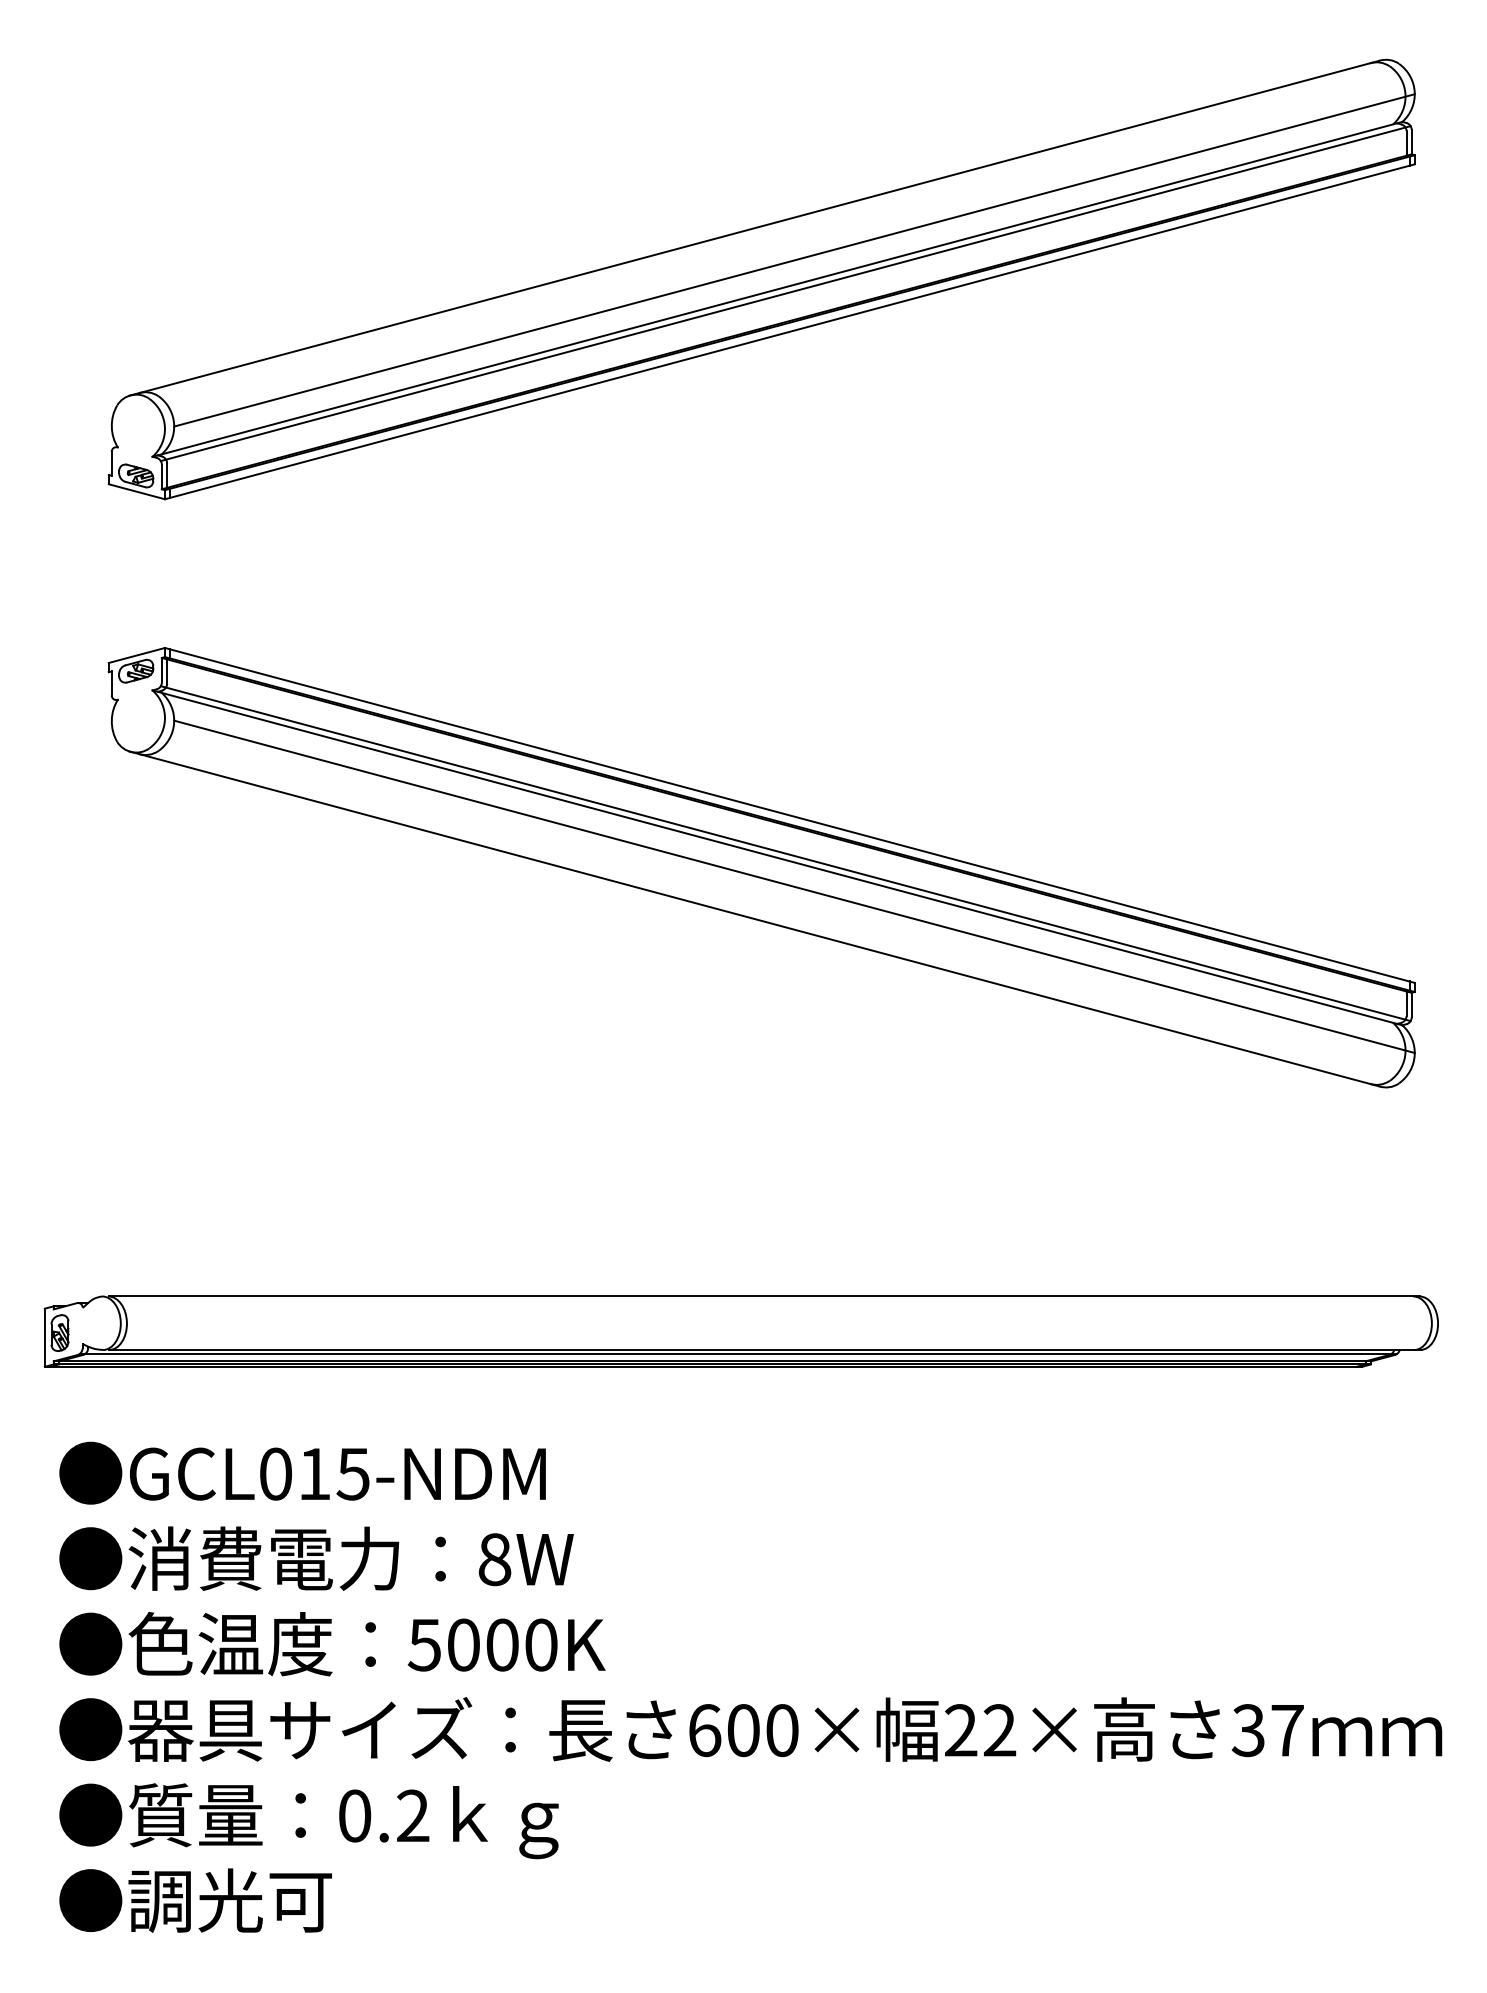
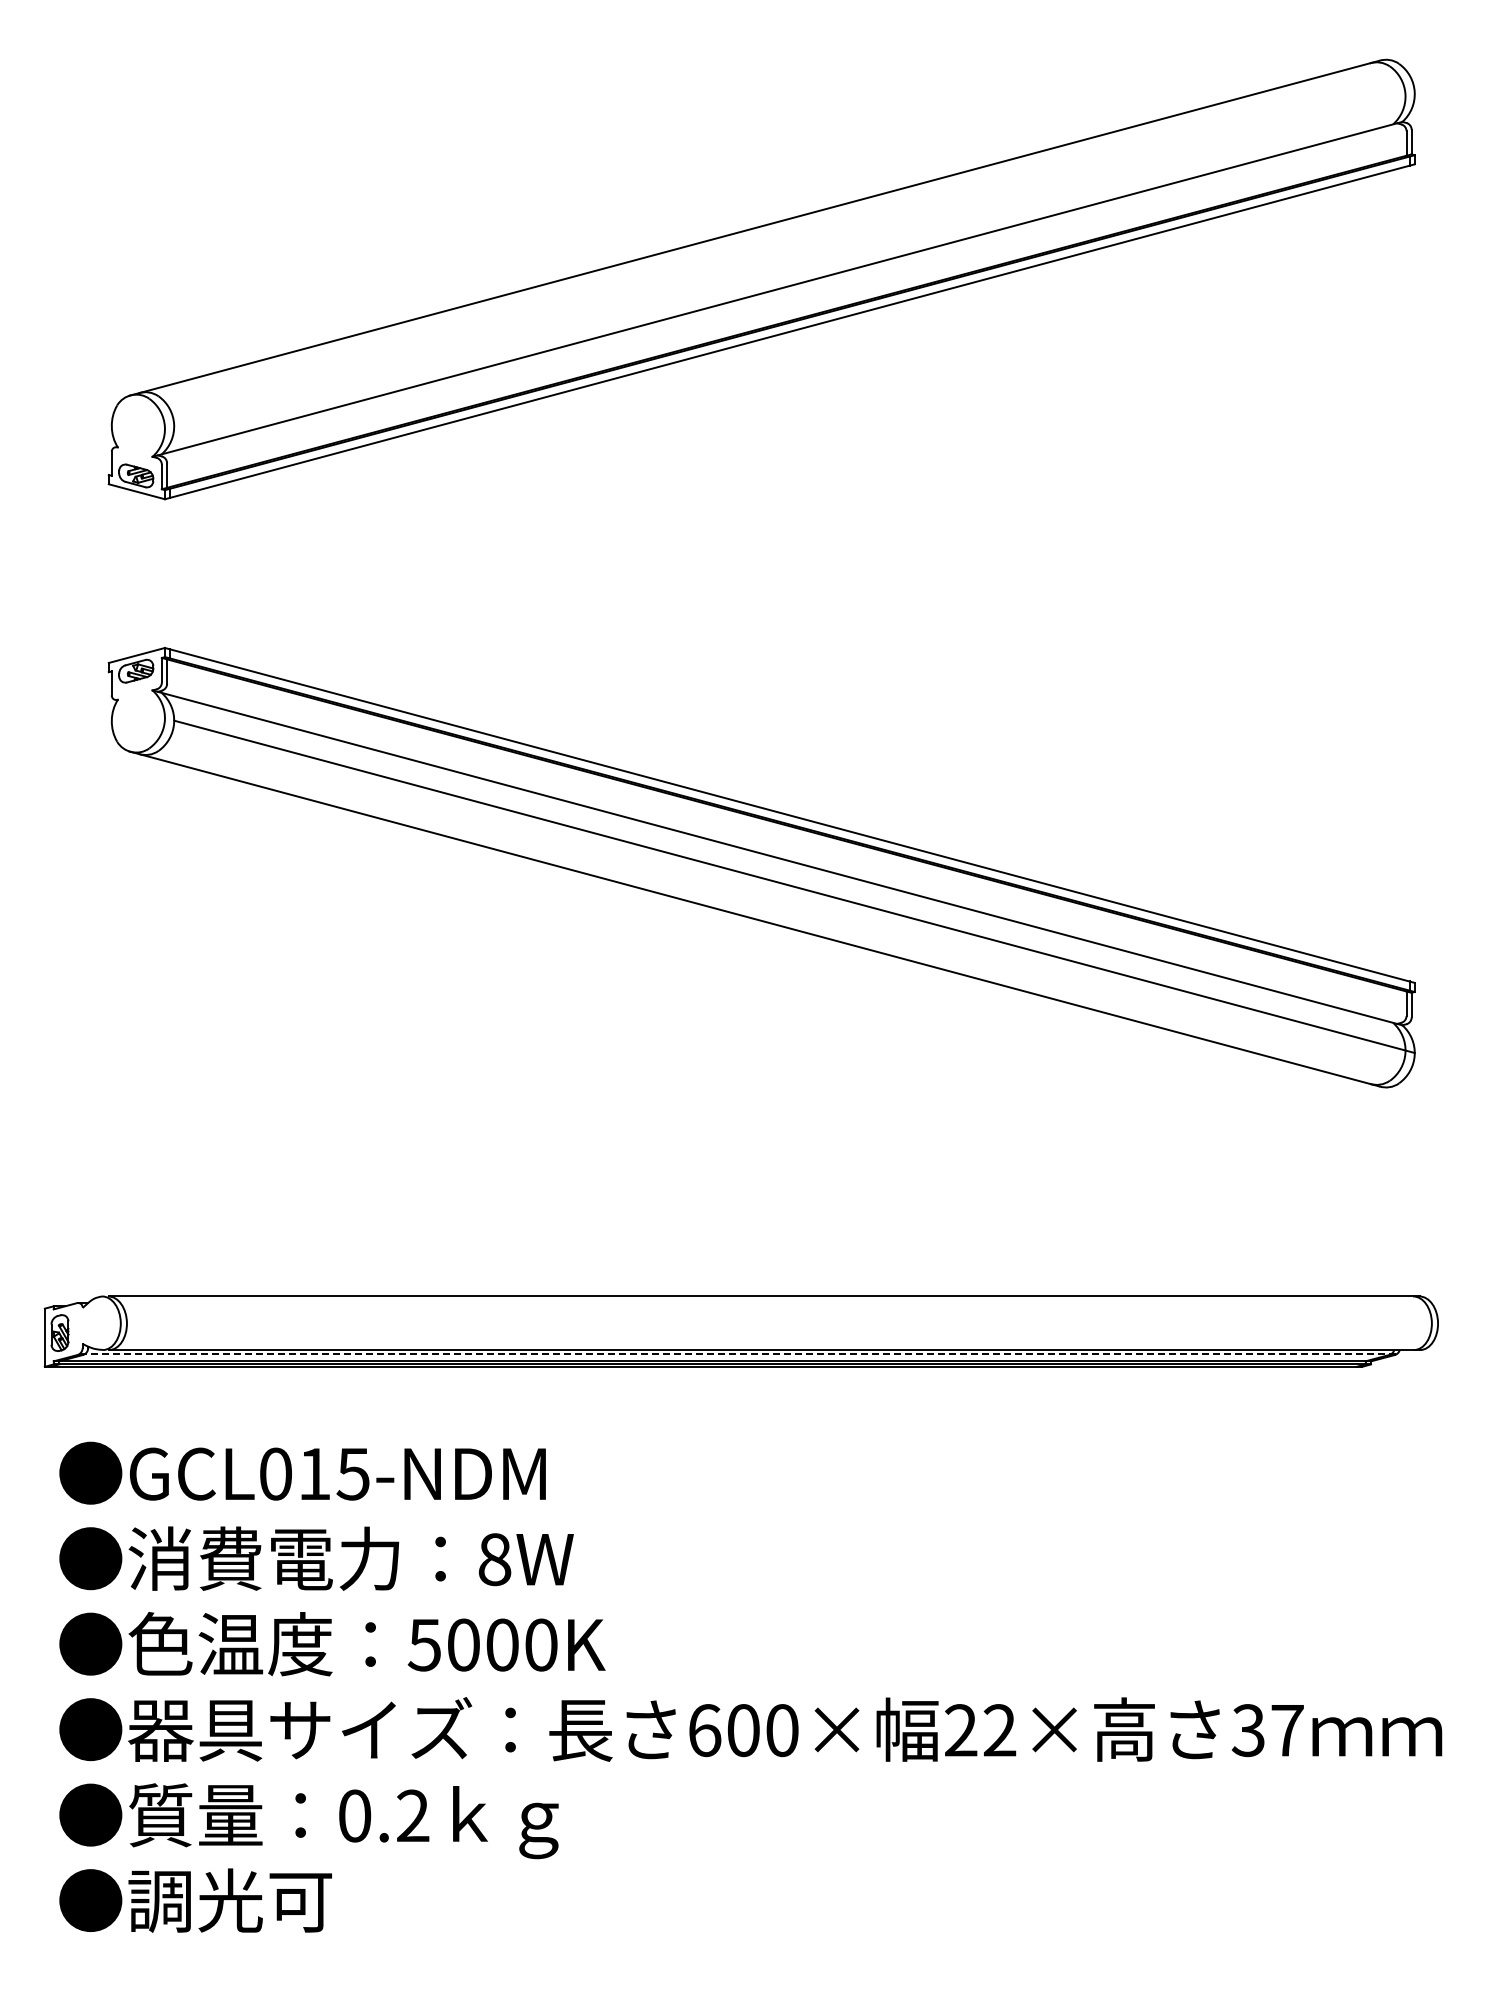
line: present -> none (794, 260)
line: present -> none (785, 293)
line: present -> none (785, 853)
line: solid -> dashed (738, 1354)
